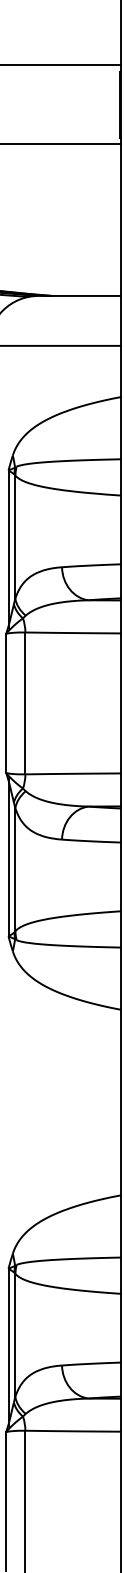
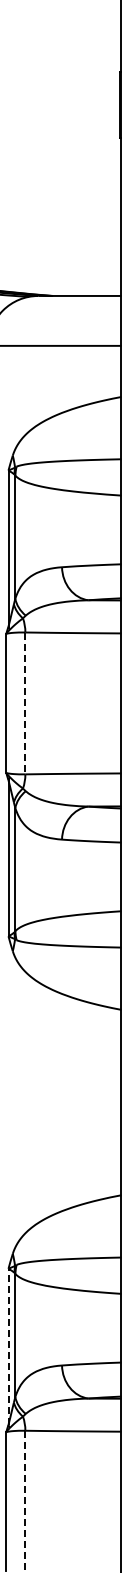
line: present -> none (61, 65)
line: present -> none (61, 144)
line: solid -> dashed (25, 703)
line: solid -> dashed (8, 1346)
line: solid -> dashed (25, 1501)
